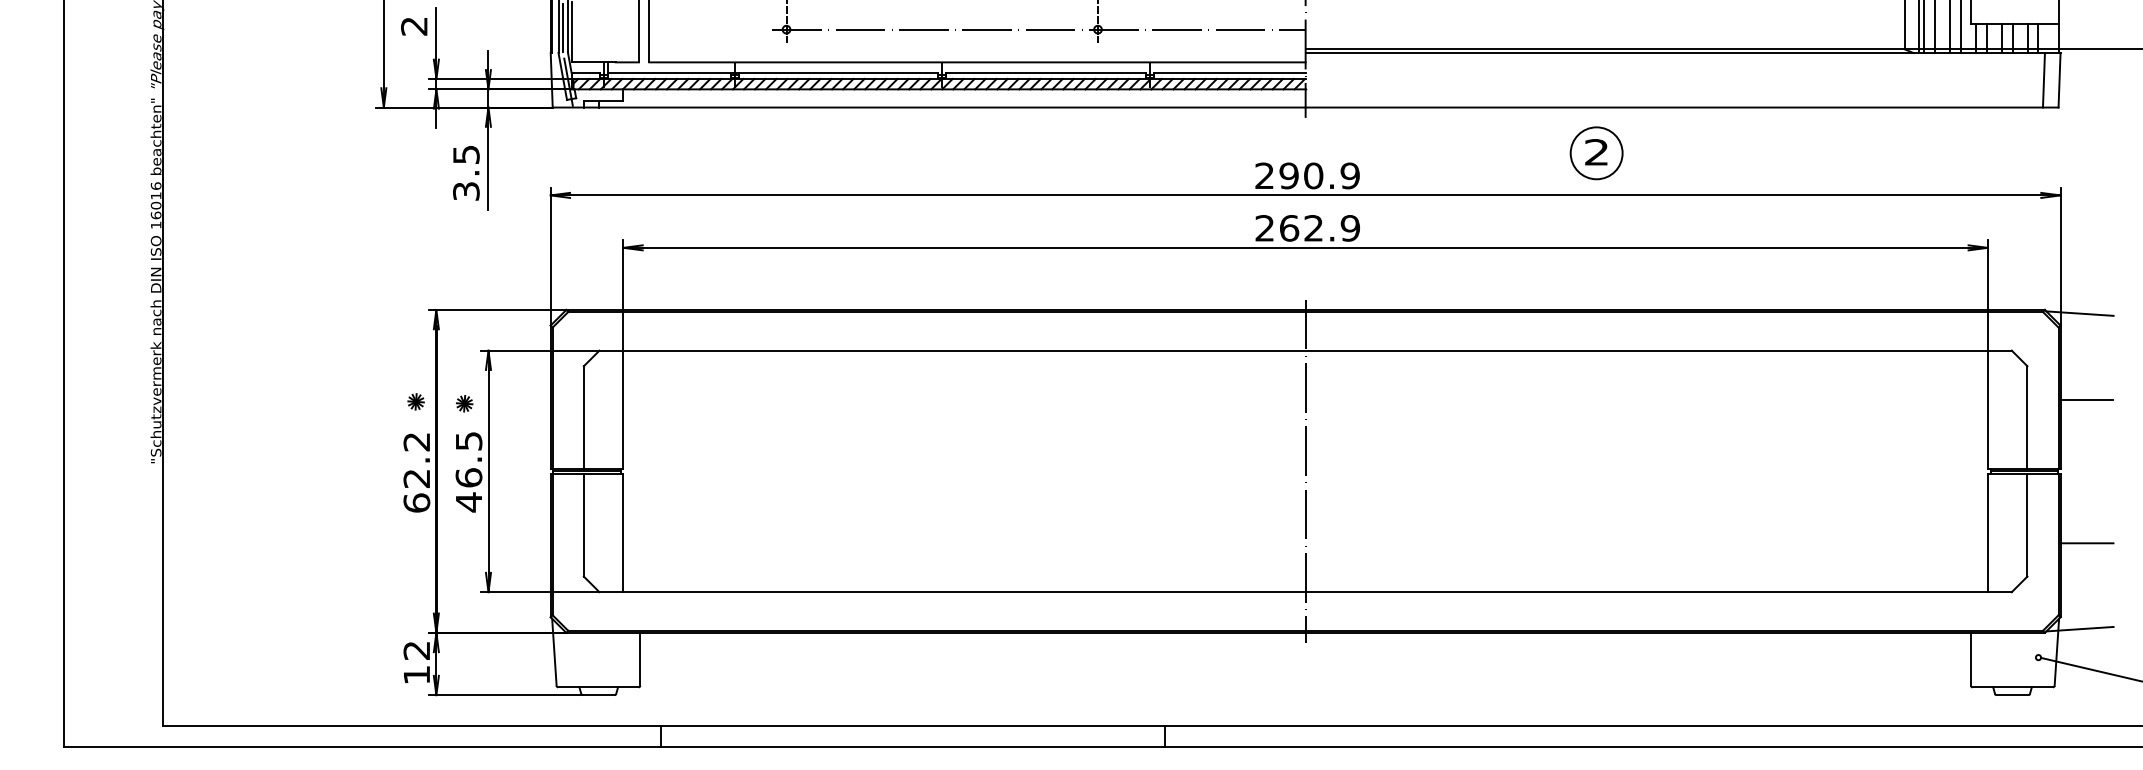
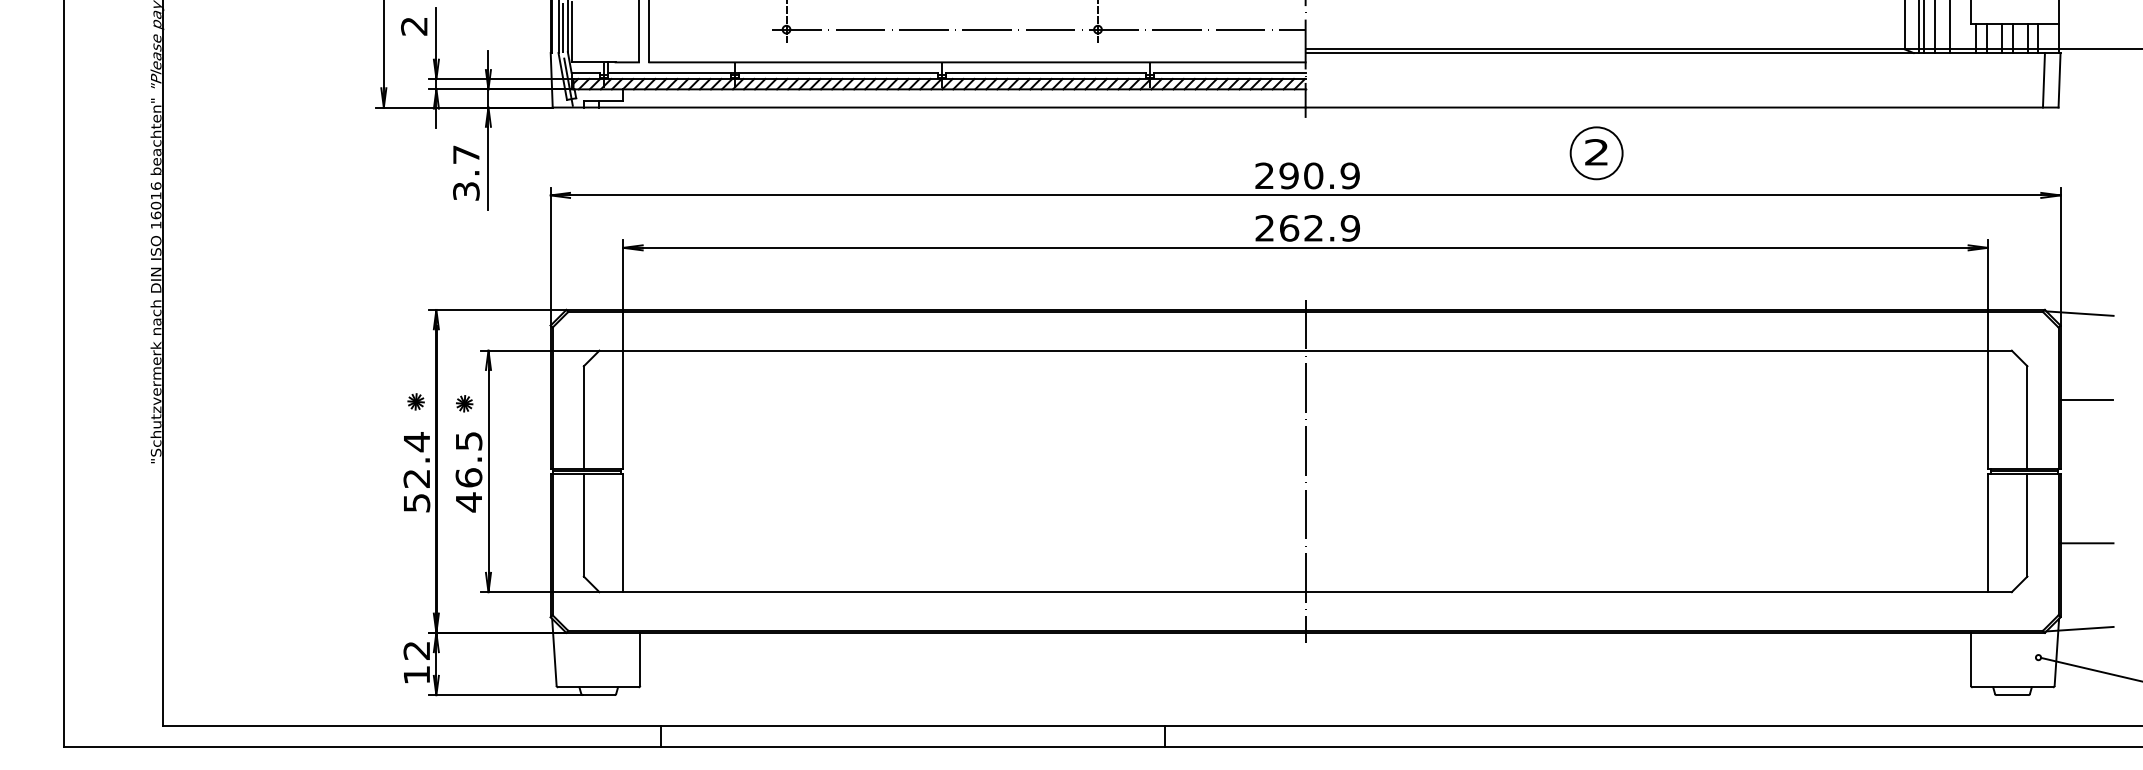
line: present -> none (1960, 27)
text: 3.5 -> 3.7 (466, 154)
text: 62.2 -> 52.4 (416, 472)
